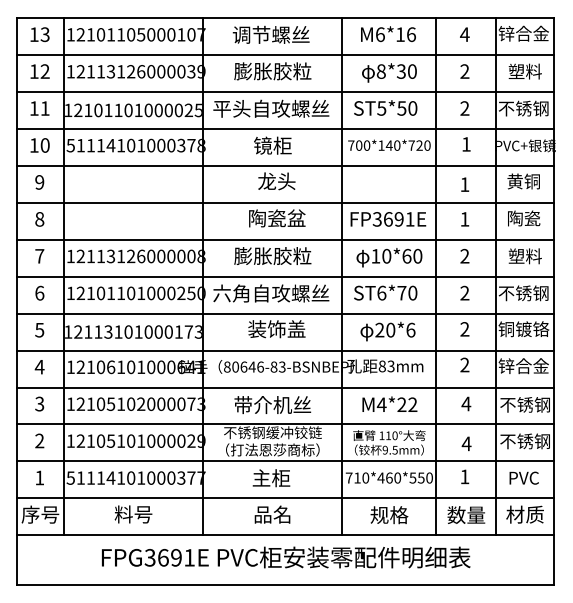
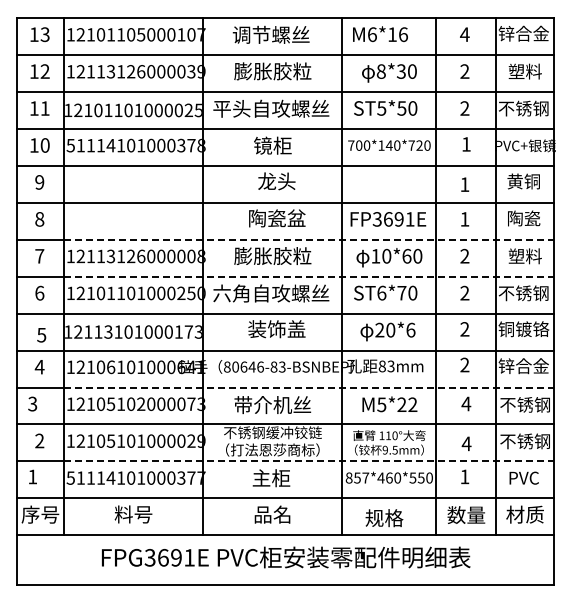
text position: (388, 34) -> (380, 34) (380, 34)
line: solid -> dashed (309, 239)
line: solid -> dashed (309, 276)
text position: (39, 330) -> (41, 335) (41, 335)
line: solid -> dashed (309, 387)
text position: (39, 403) -> (32, 403) (32, 403)
text: M4*22 -> M5*22 (381, 404)
line: solid -> dashed (309, 461)
text position: (39, 477) -> (32, 476) (32, 476)
text: 710*460*550 -> 857*460*550 (357, 477)
text position: (389, 515) -> (384, 518) (384, 518)
